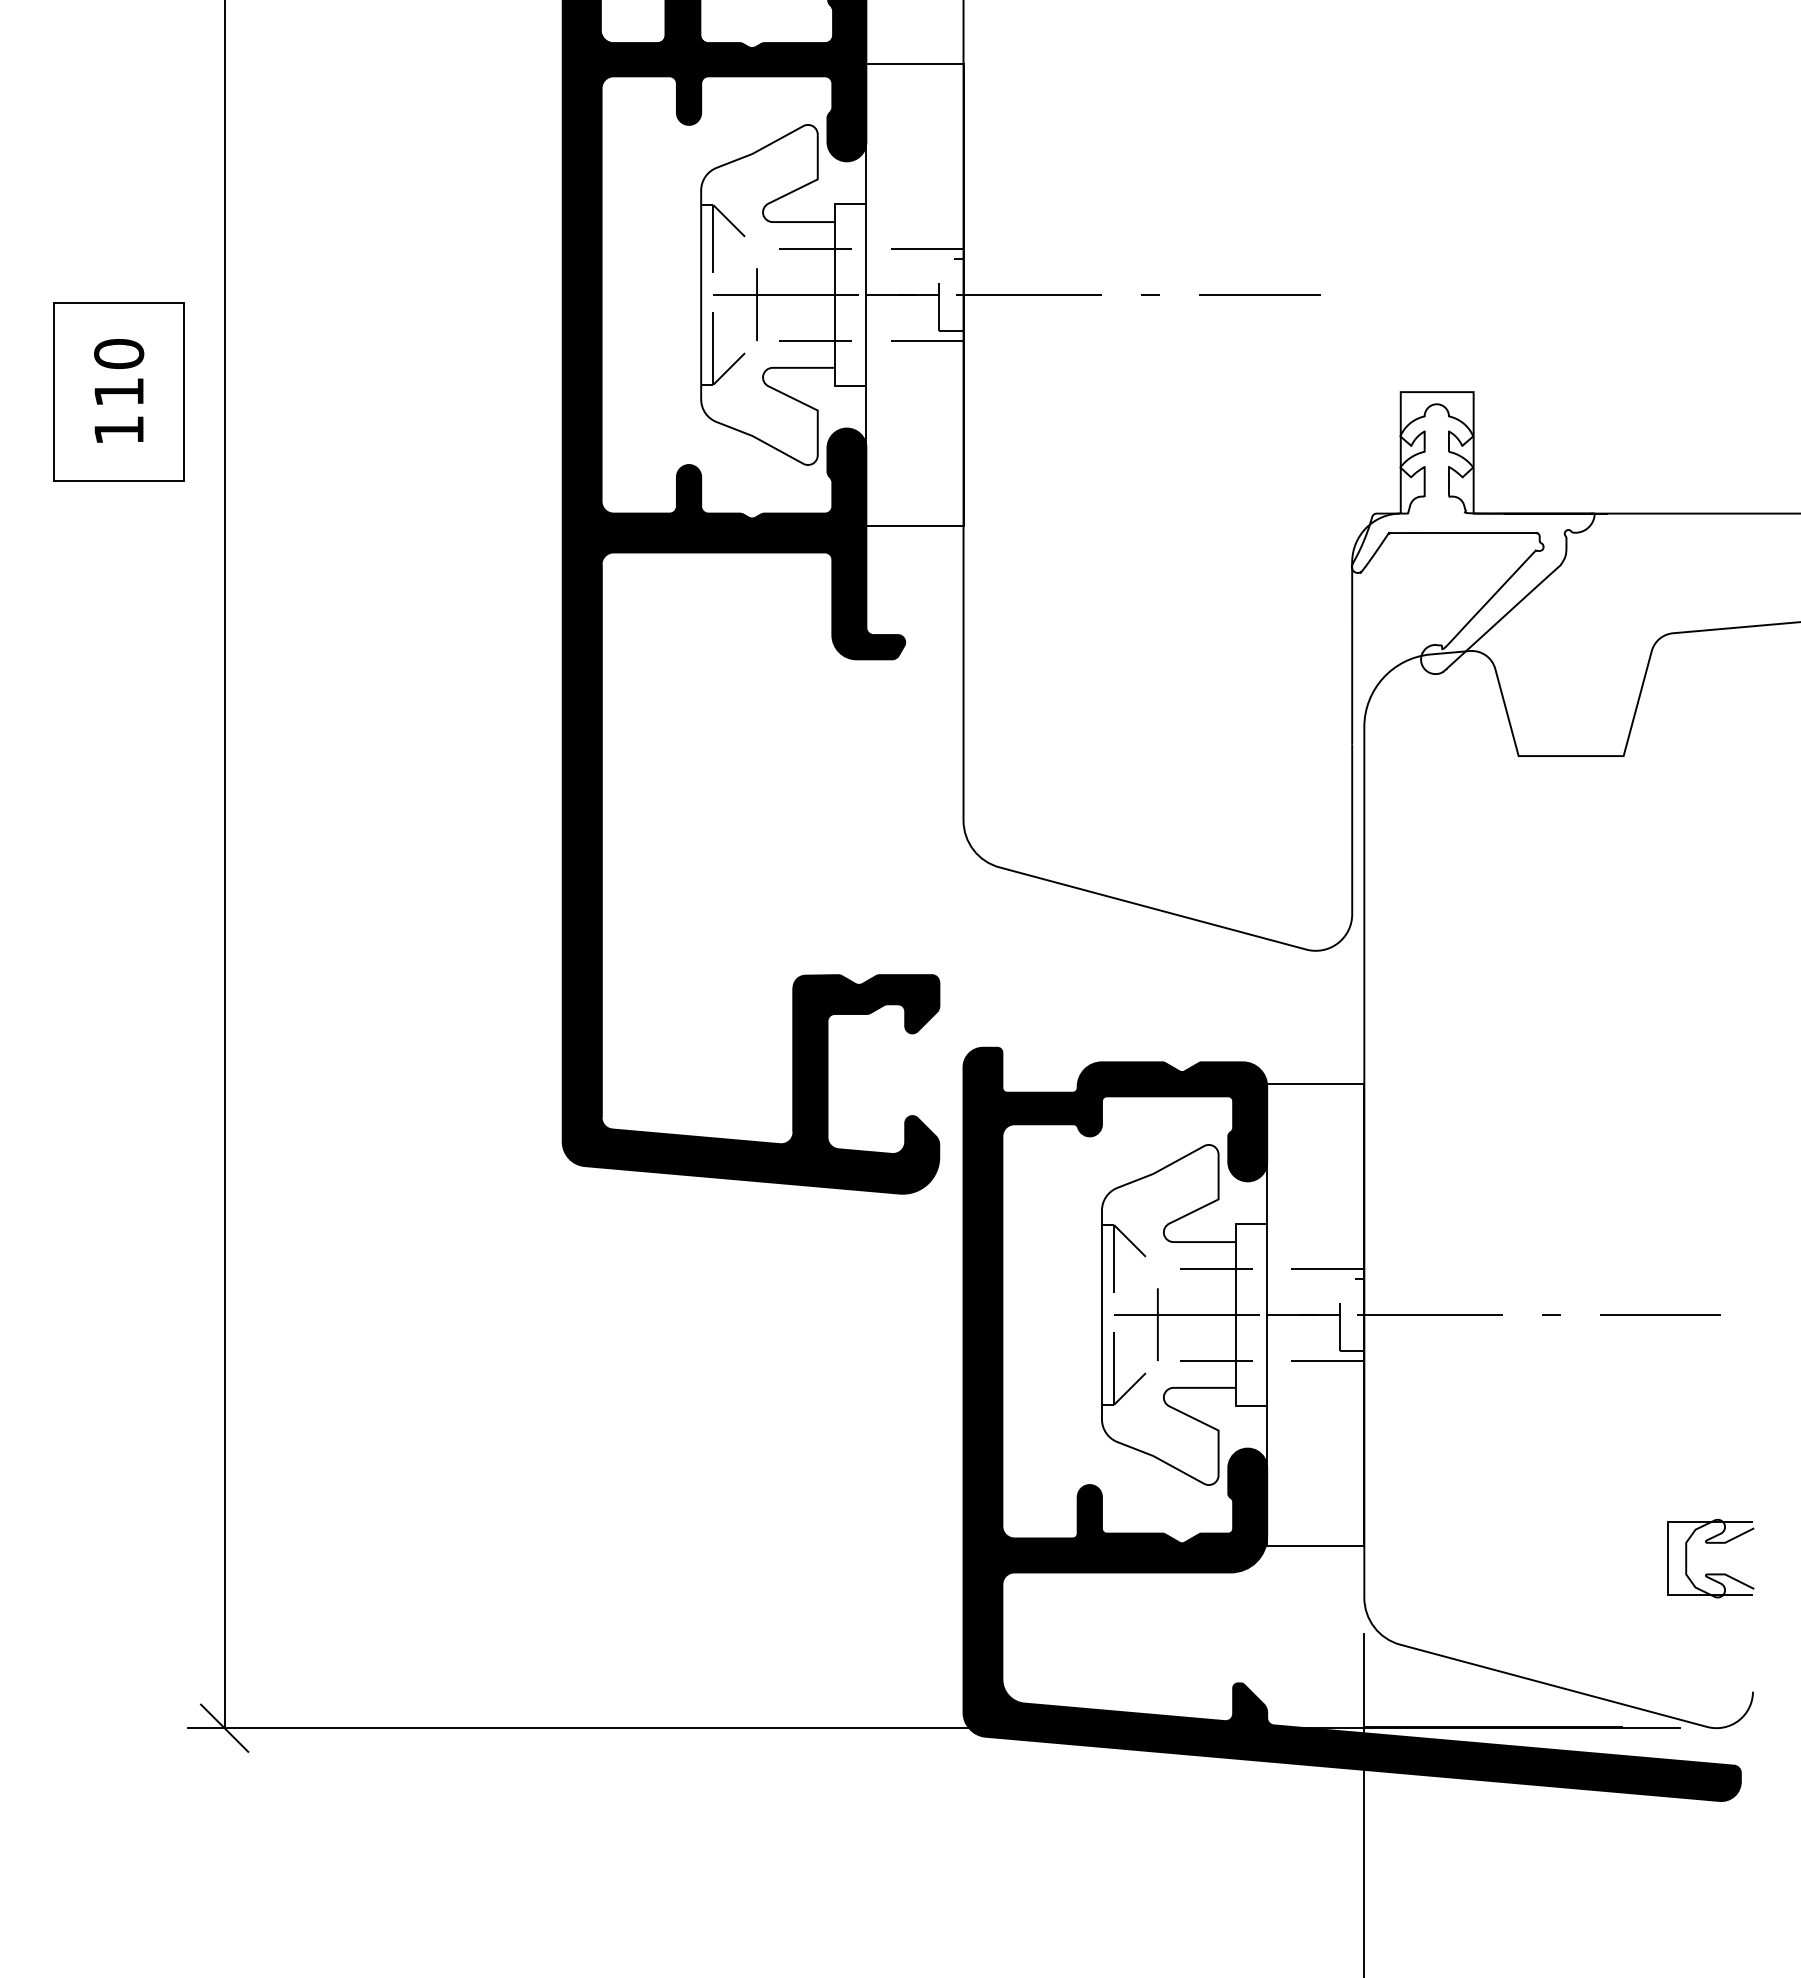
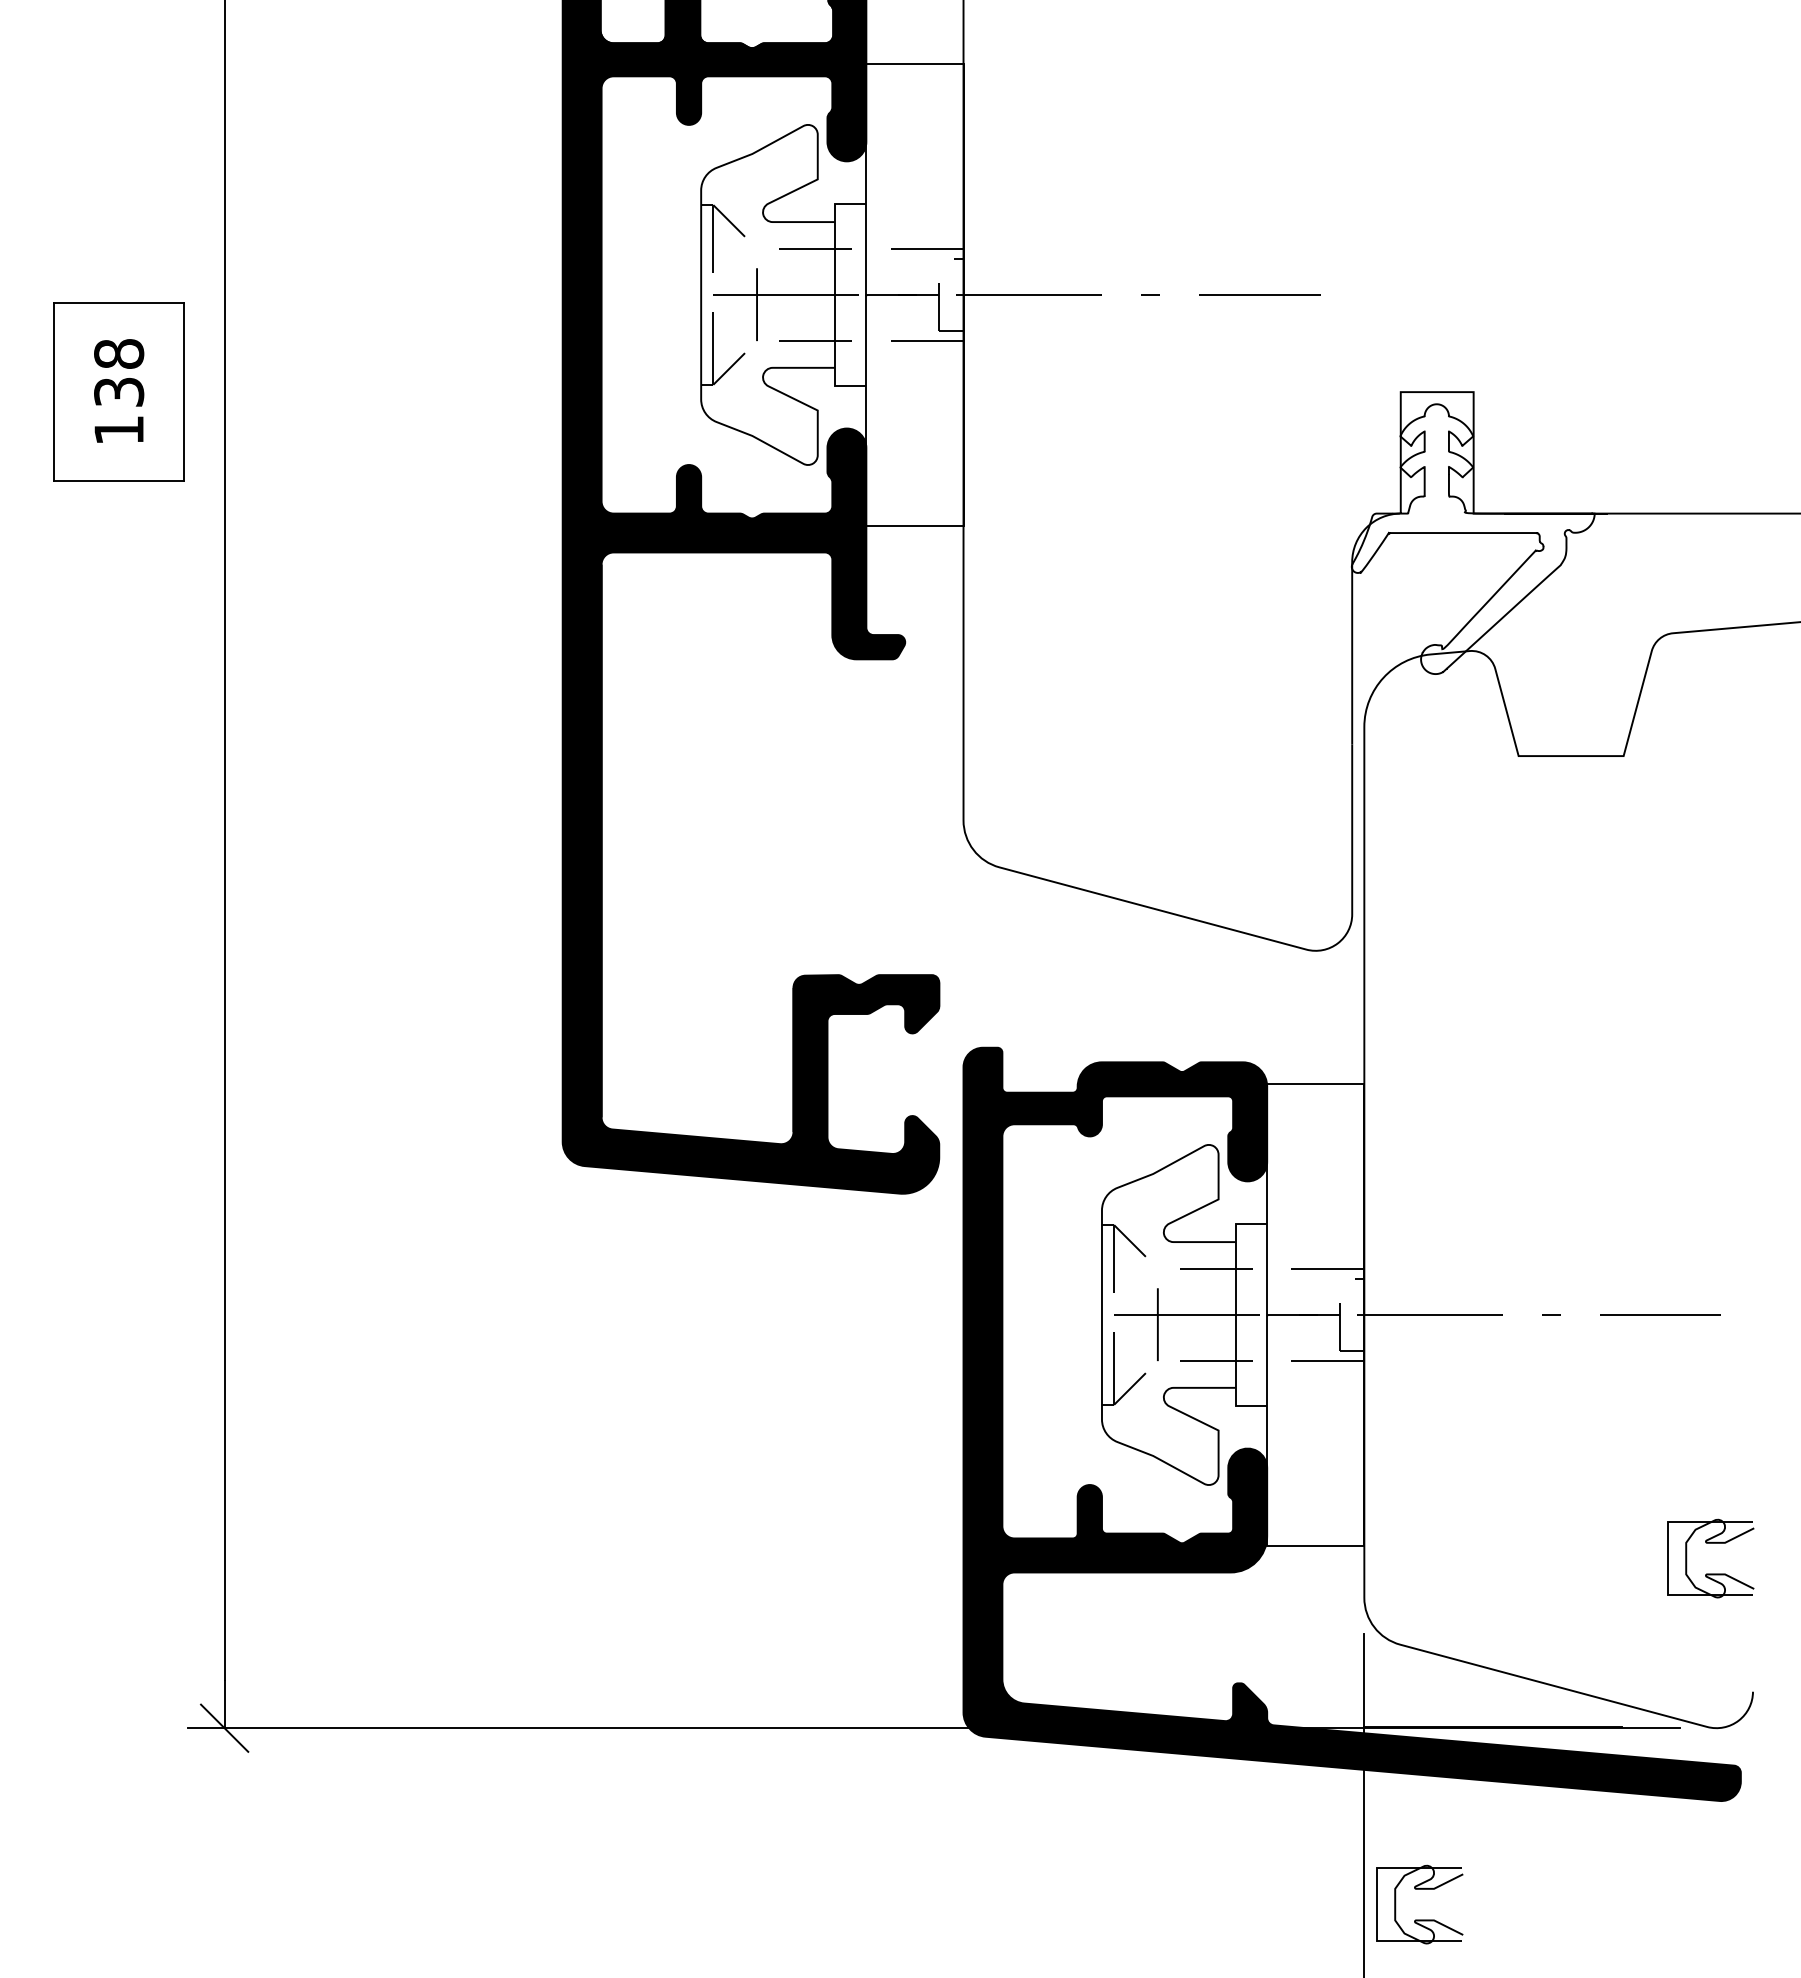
text: 110 -> 138 (119, 372)
part: none -> present (1419, 1889)
